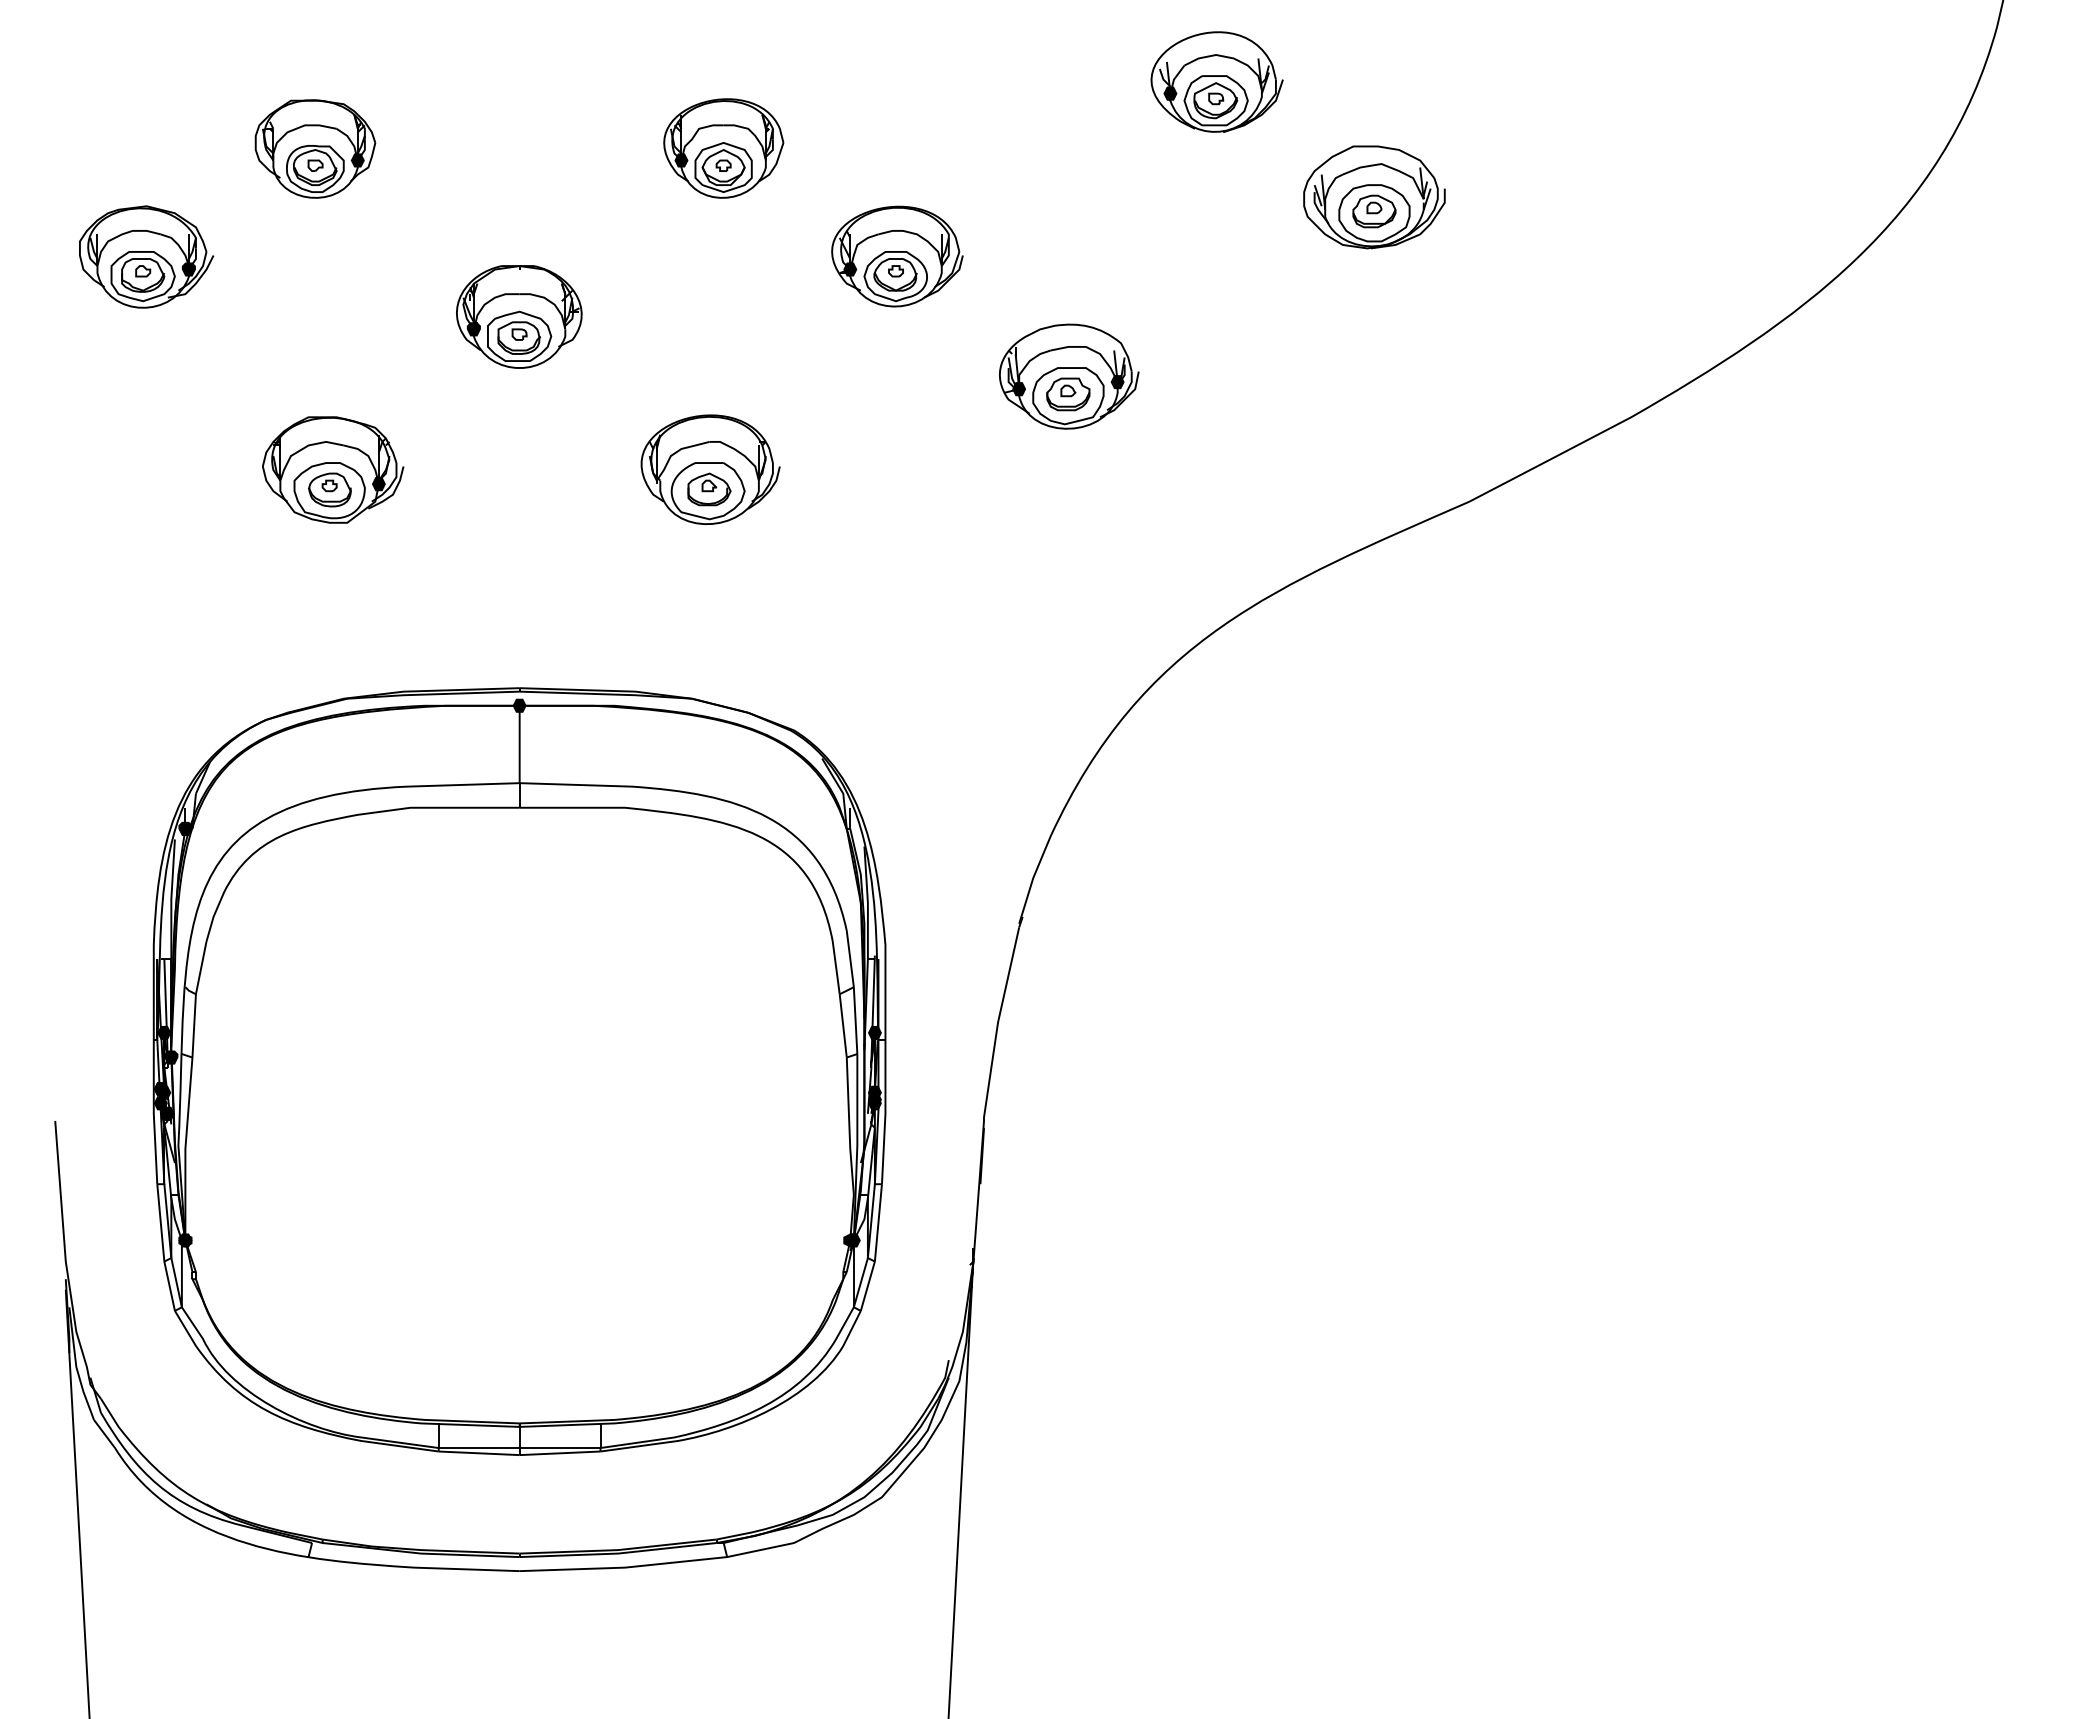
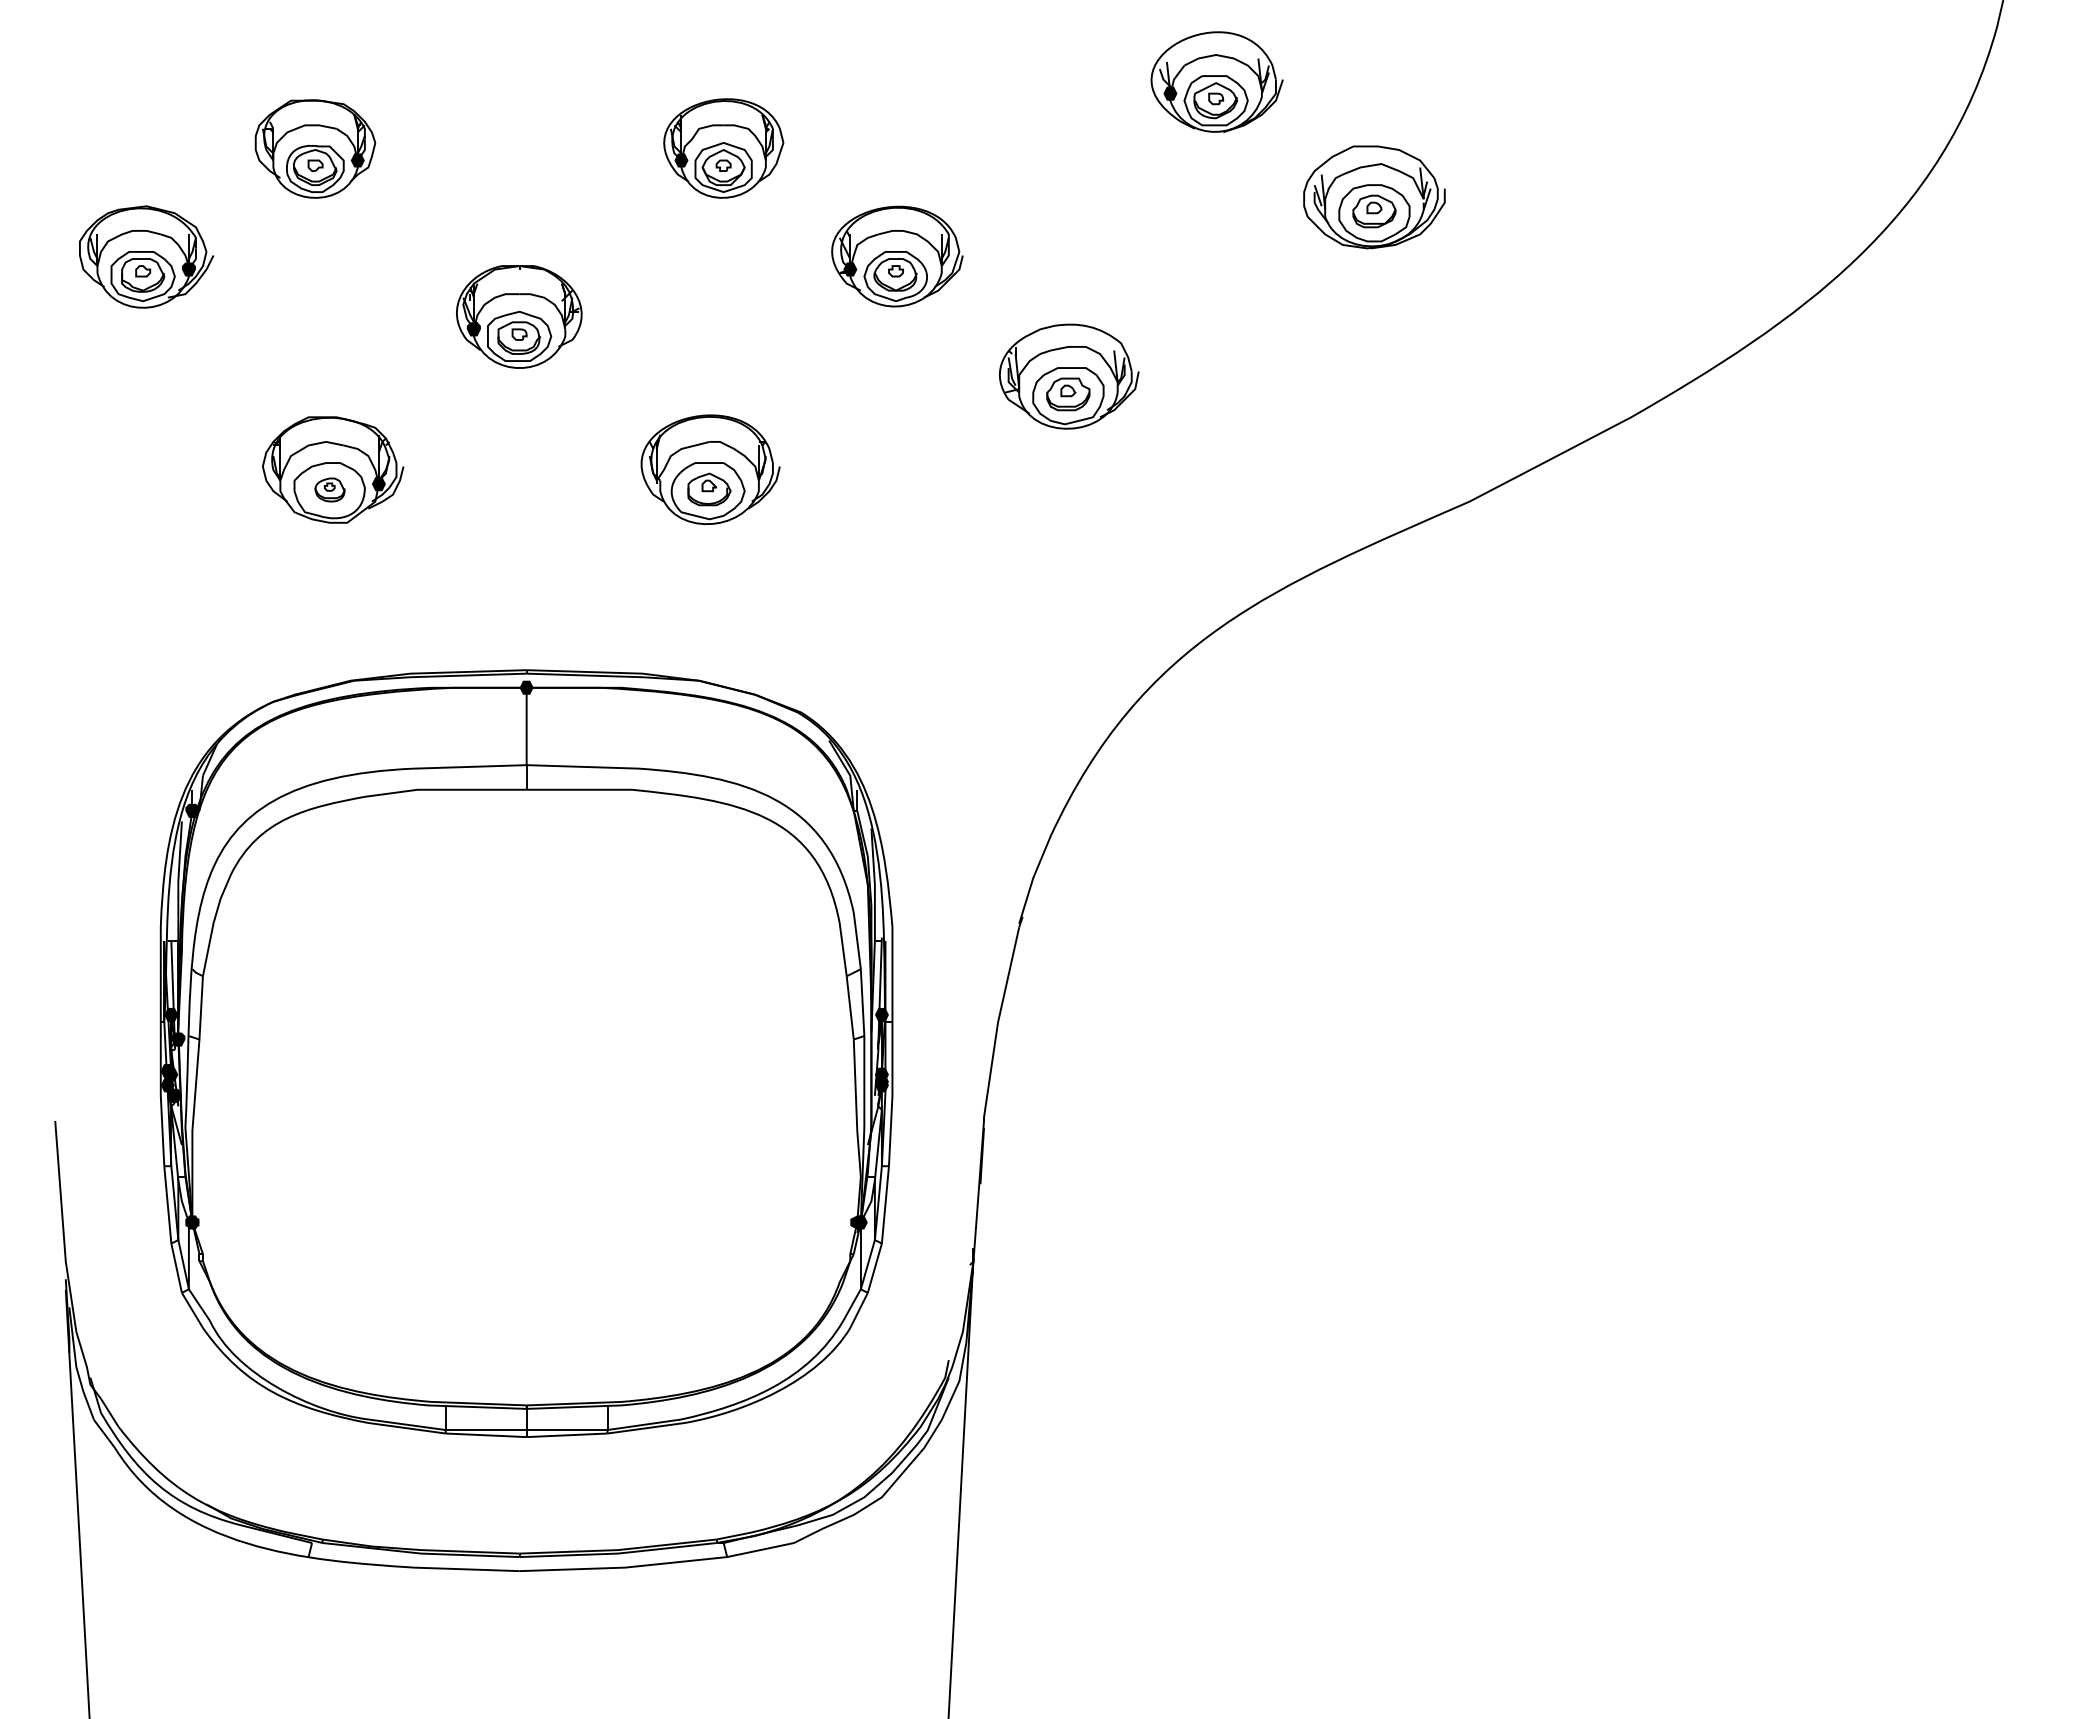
fill: present -> none (1117, 382)
fill: present -> none (1019, 389)
part size: 44x36 px -> 32x26 px (329, 489)
part position: (519, 1071) -> (526, 1053) (526, 1053)
